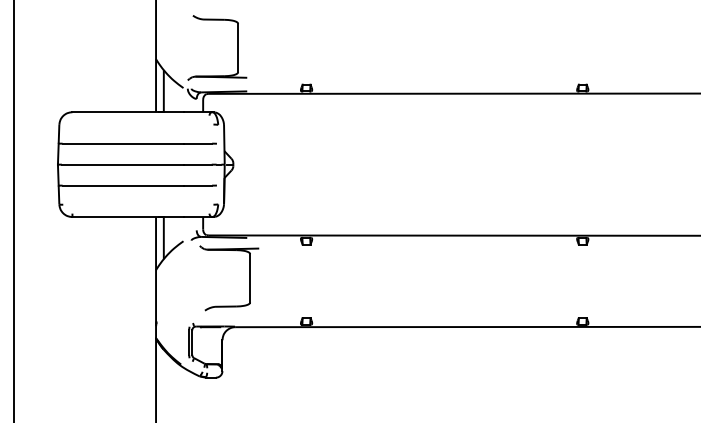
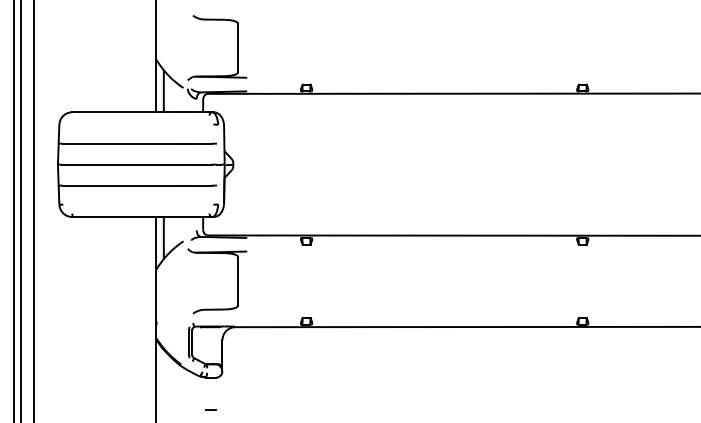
line: none -> present (21, 210)
line: none -> present (34, 210)
part position: (249, 278) -> (237, 281) (237, 281)
line: none -> present (210, 409)
